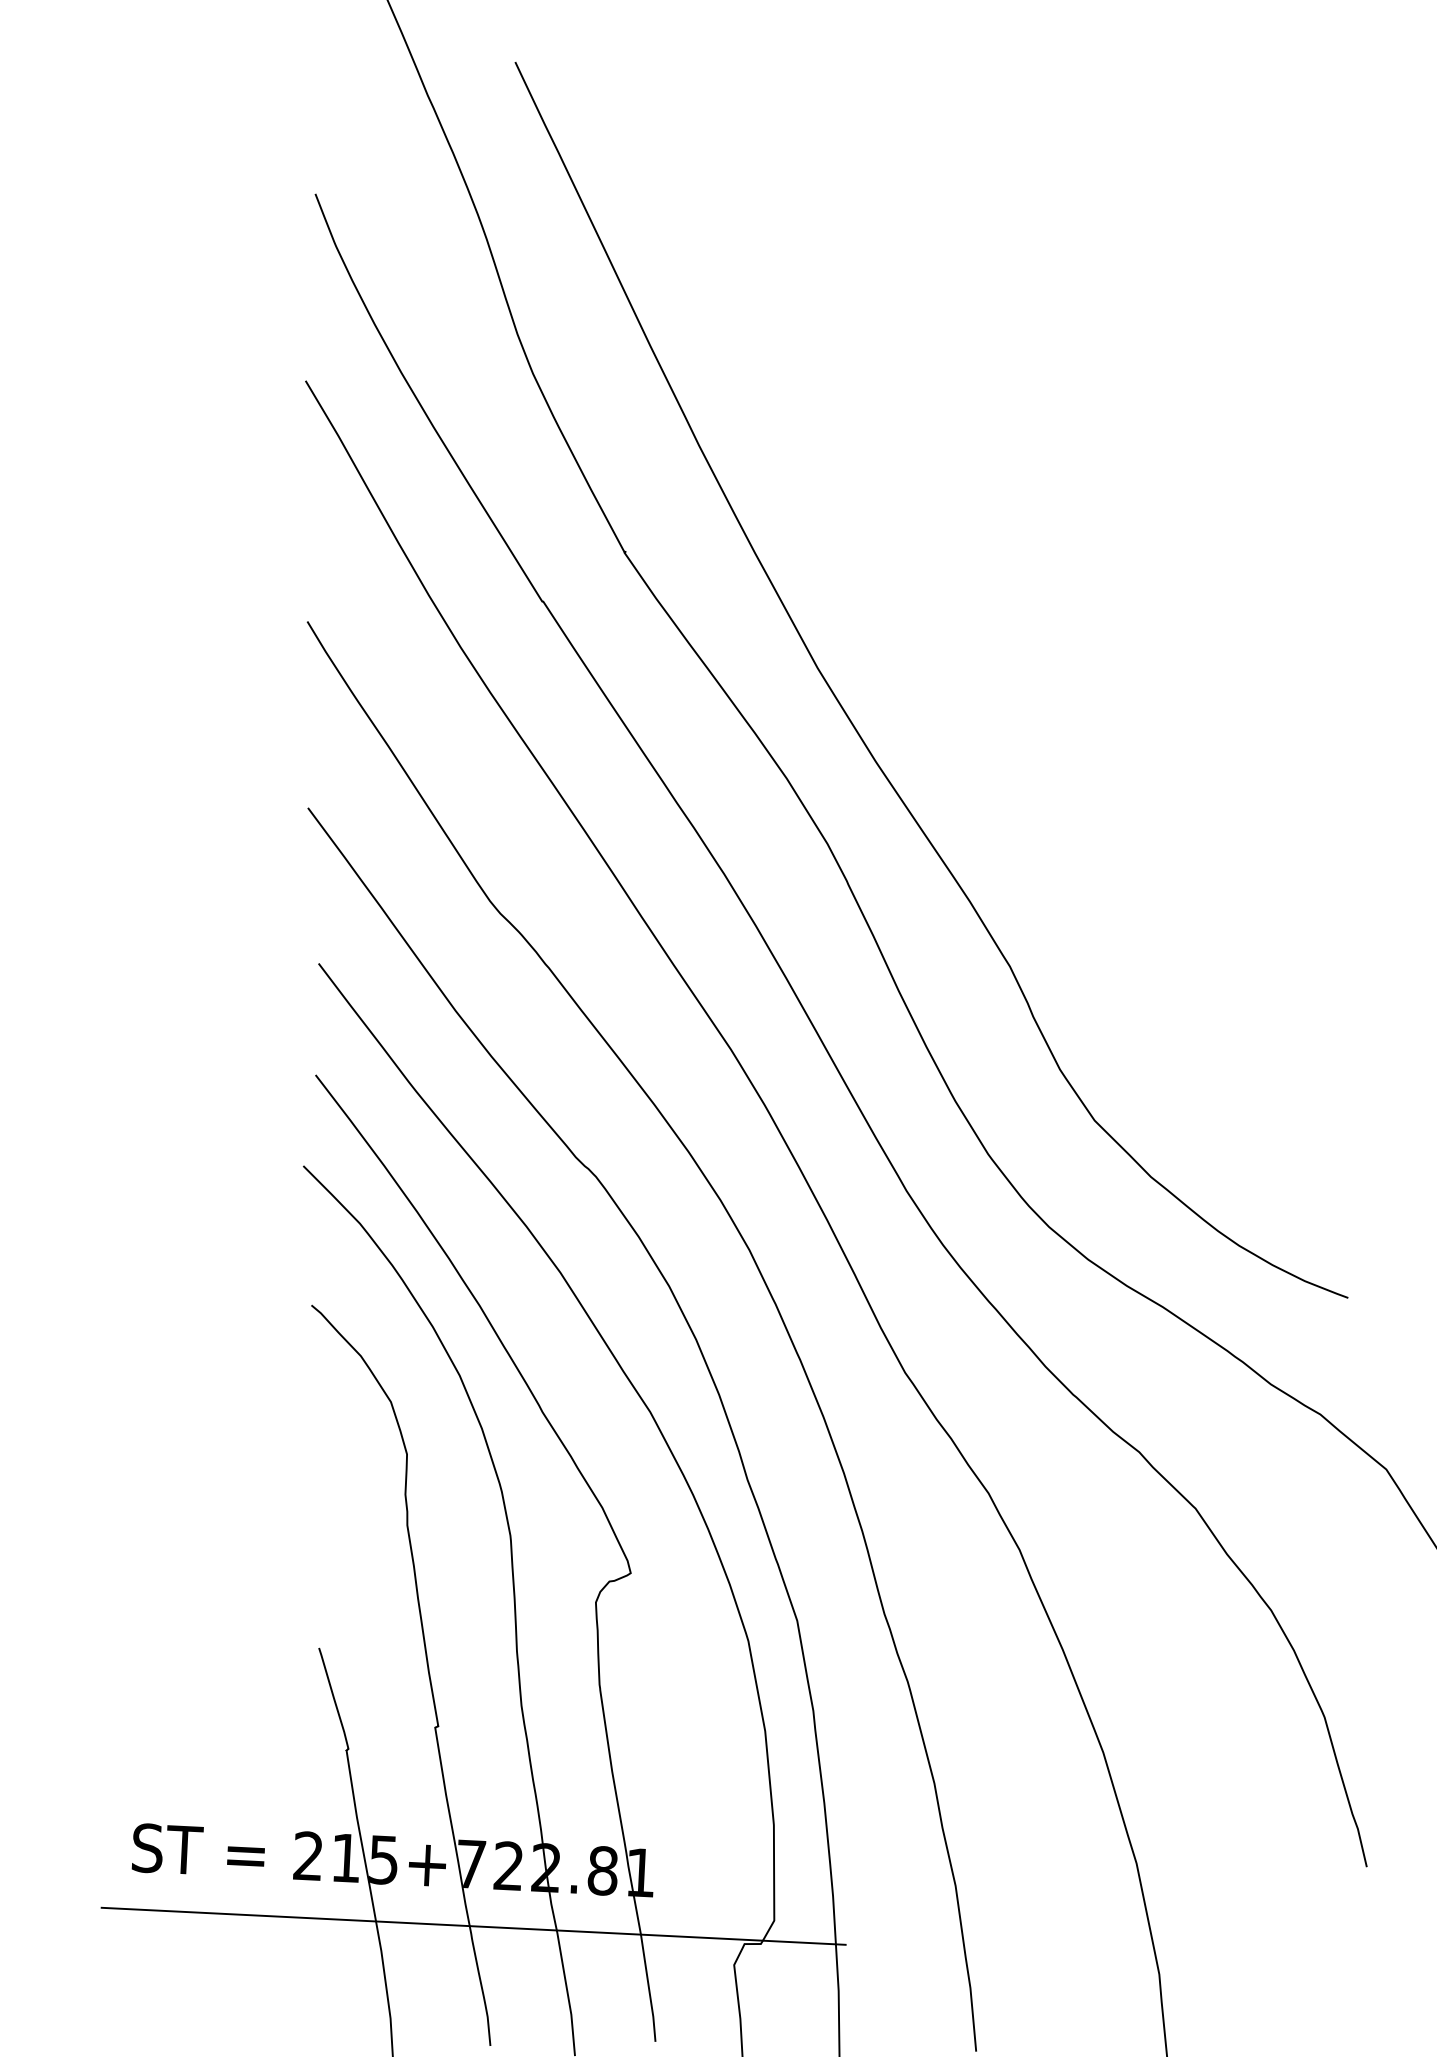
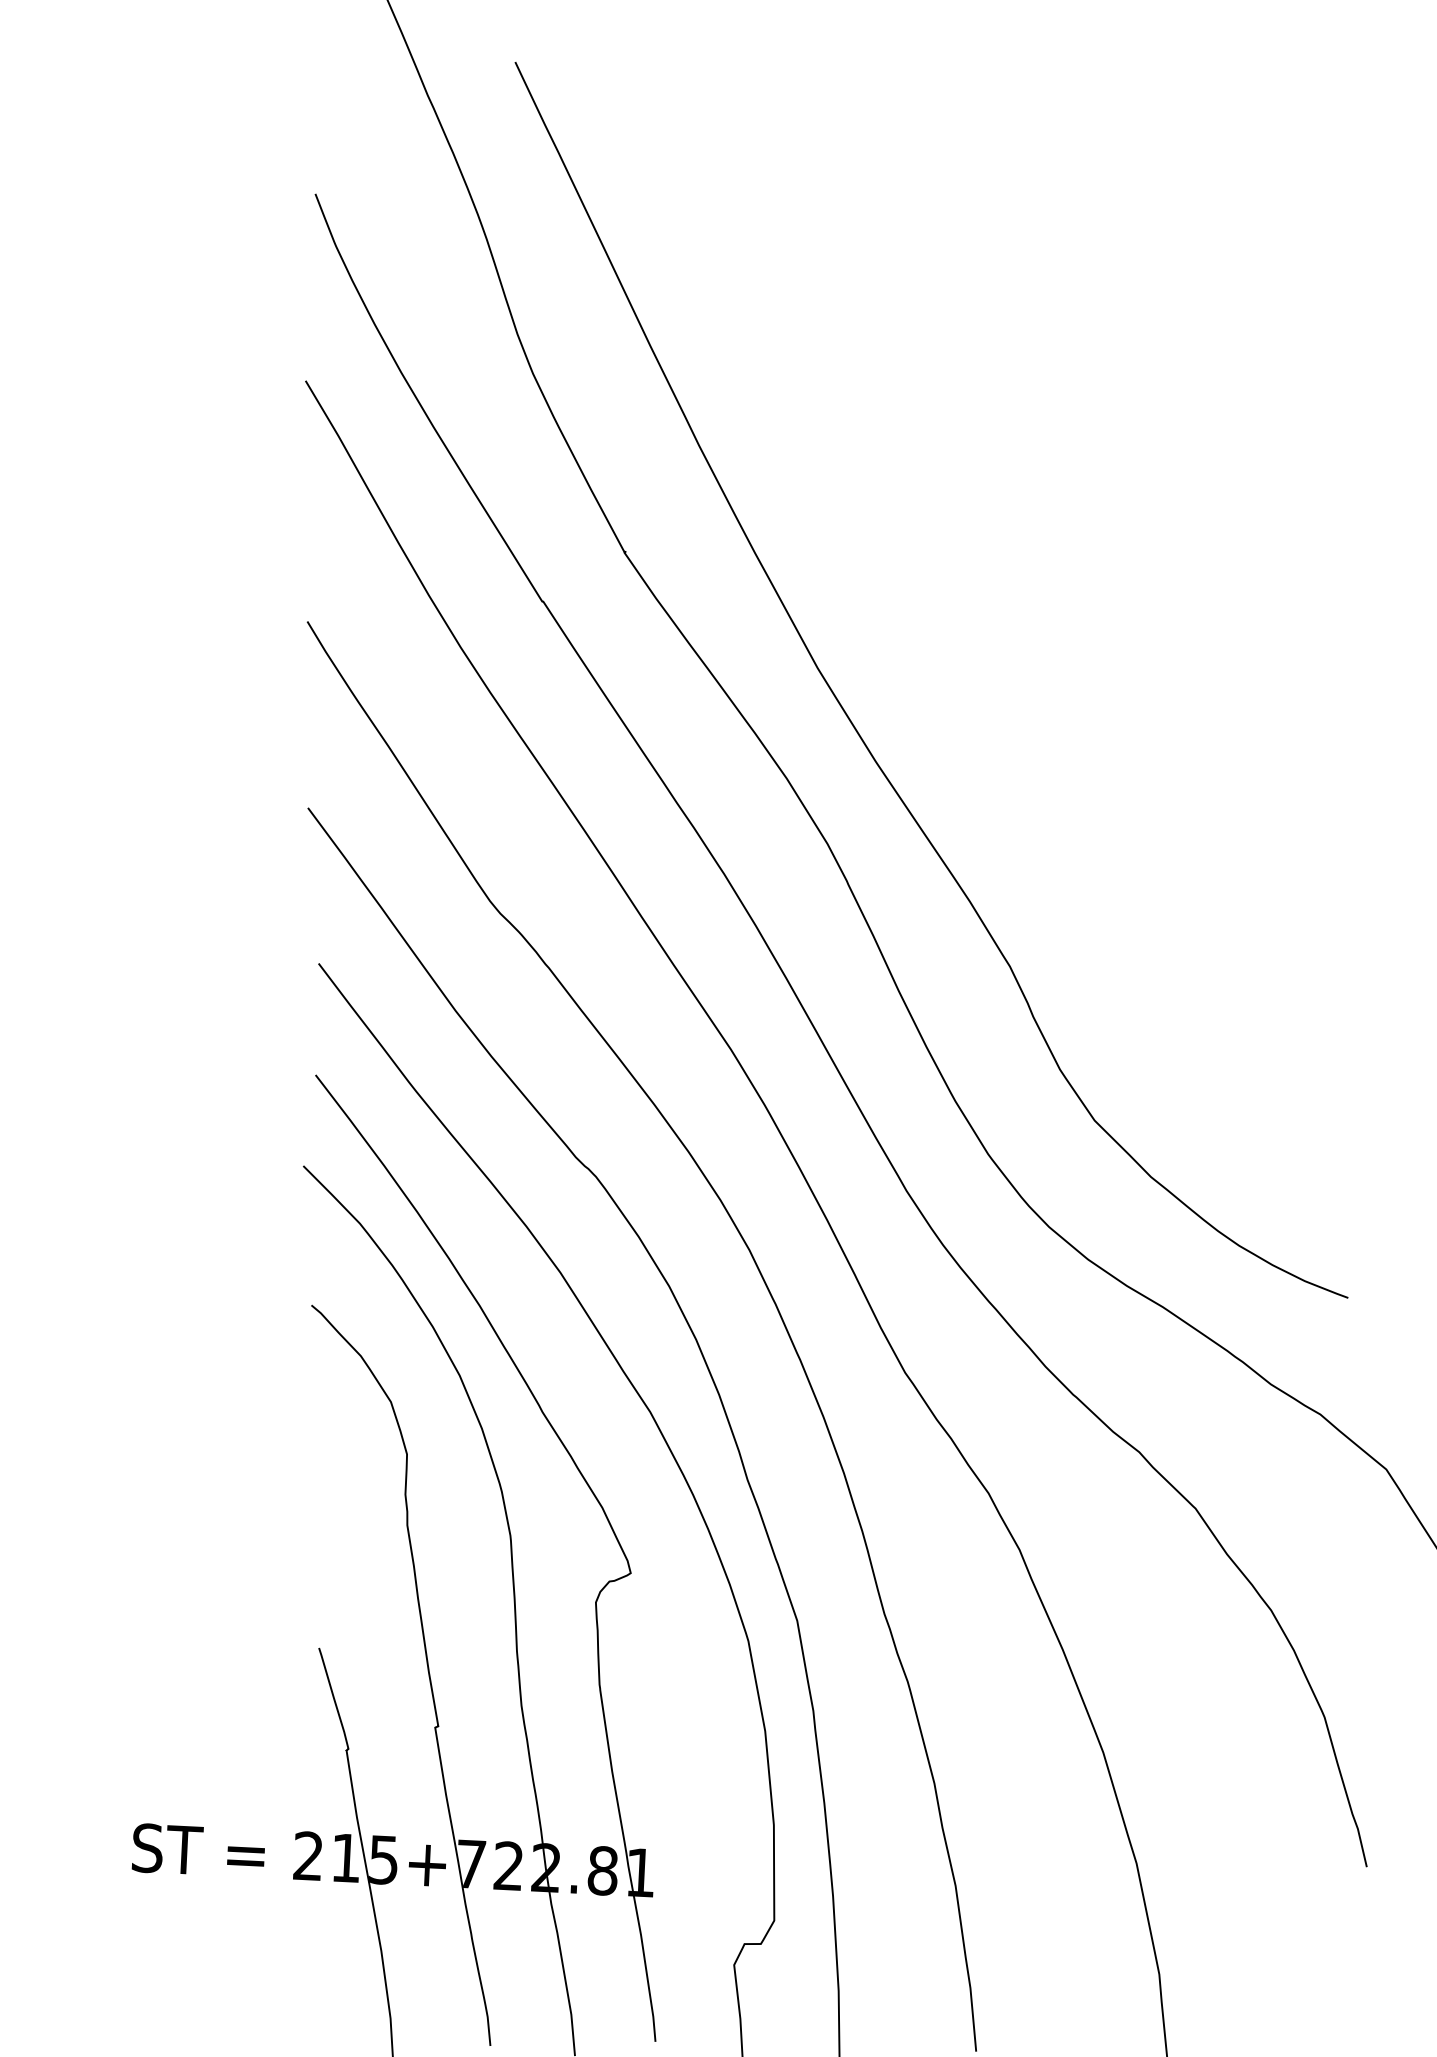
line: present -> none (473, 1925)
